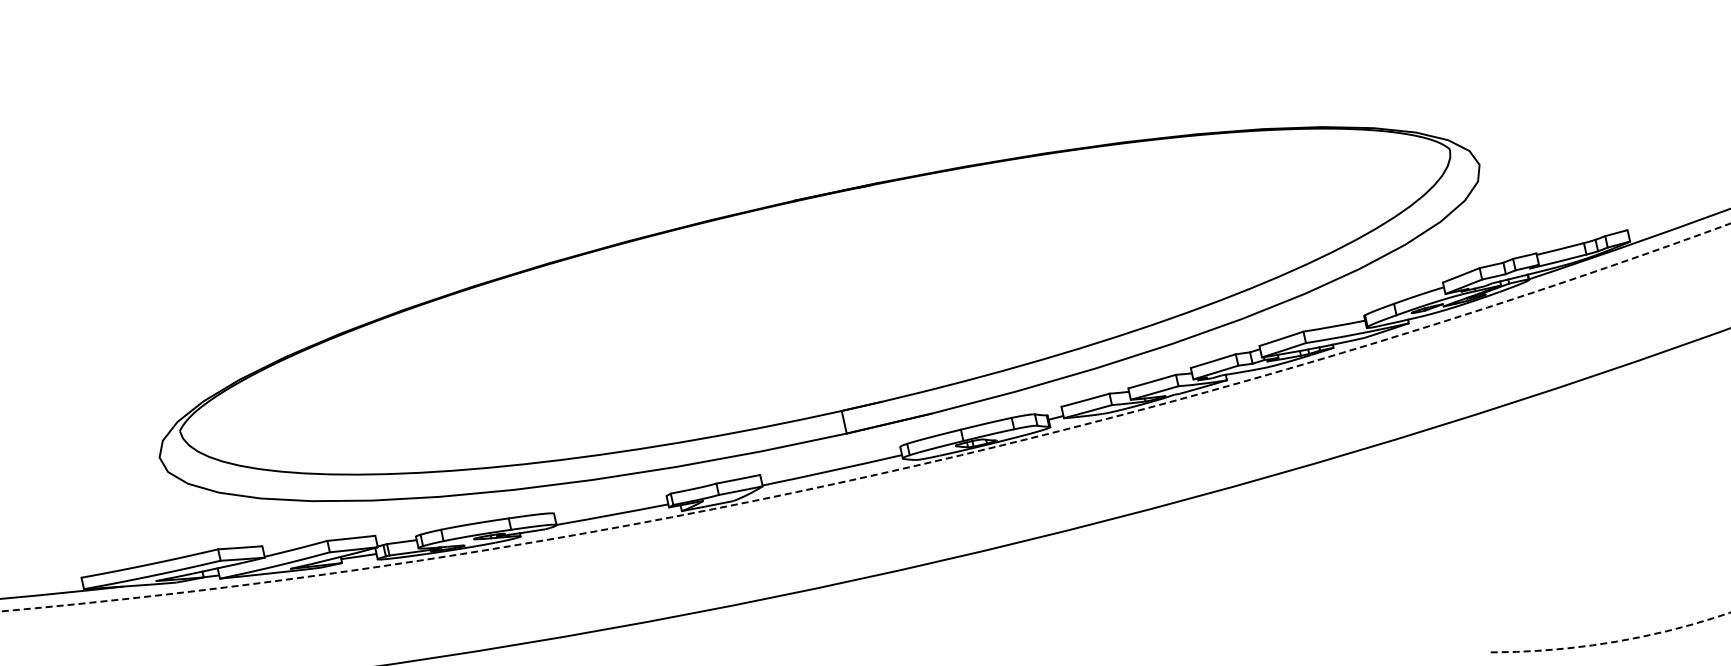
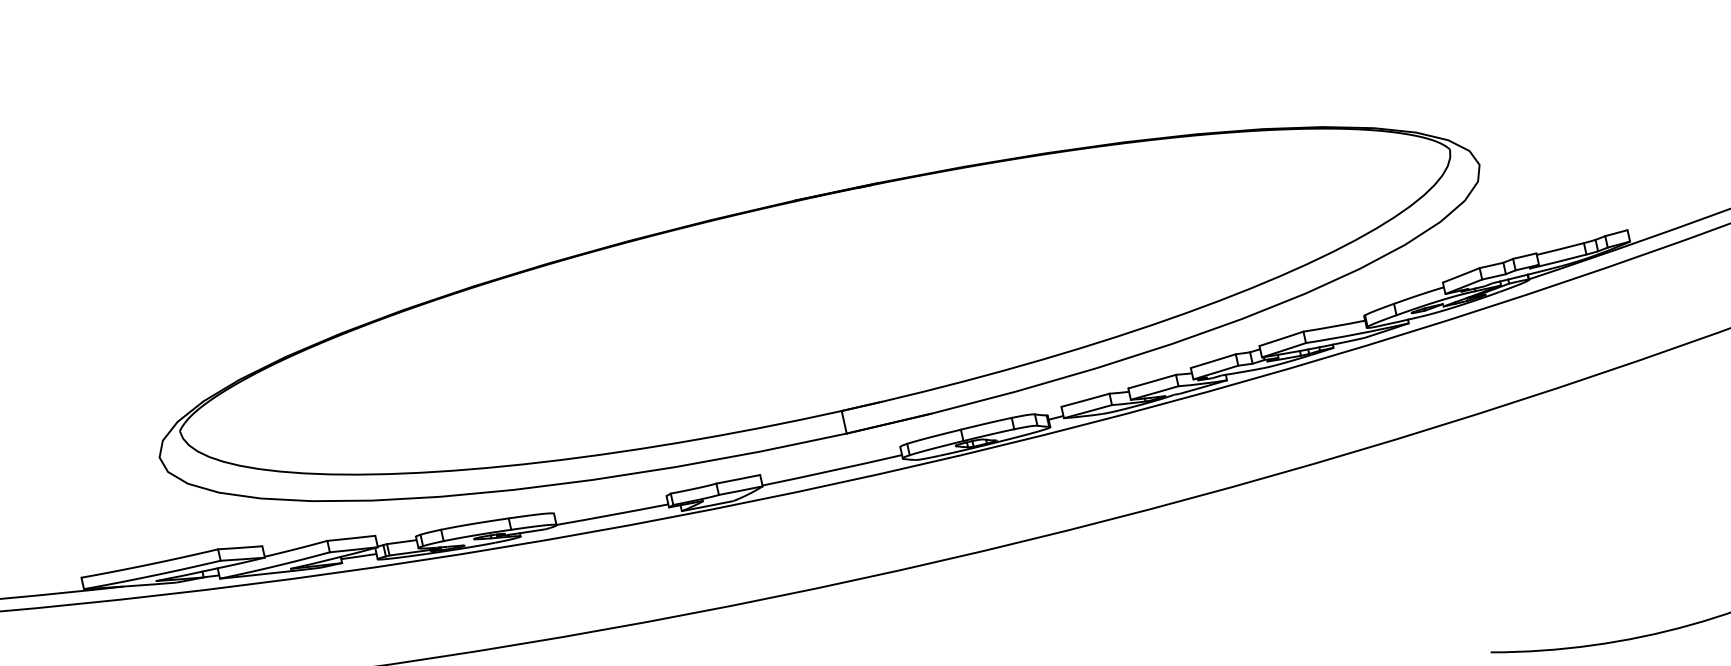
circle: dashed -> solid (865, 417)
arc: dashed -> solid (1613, 642)
